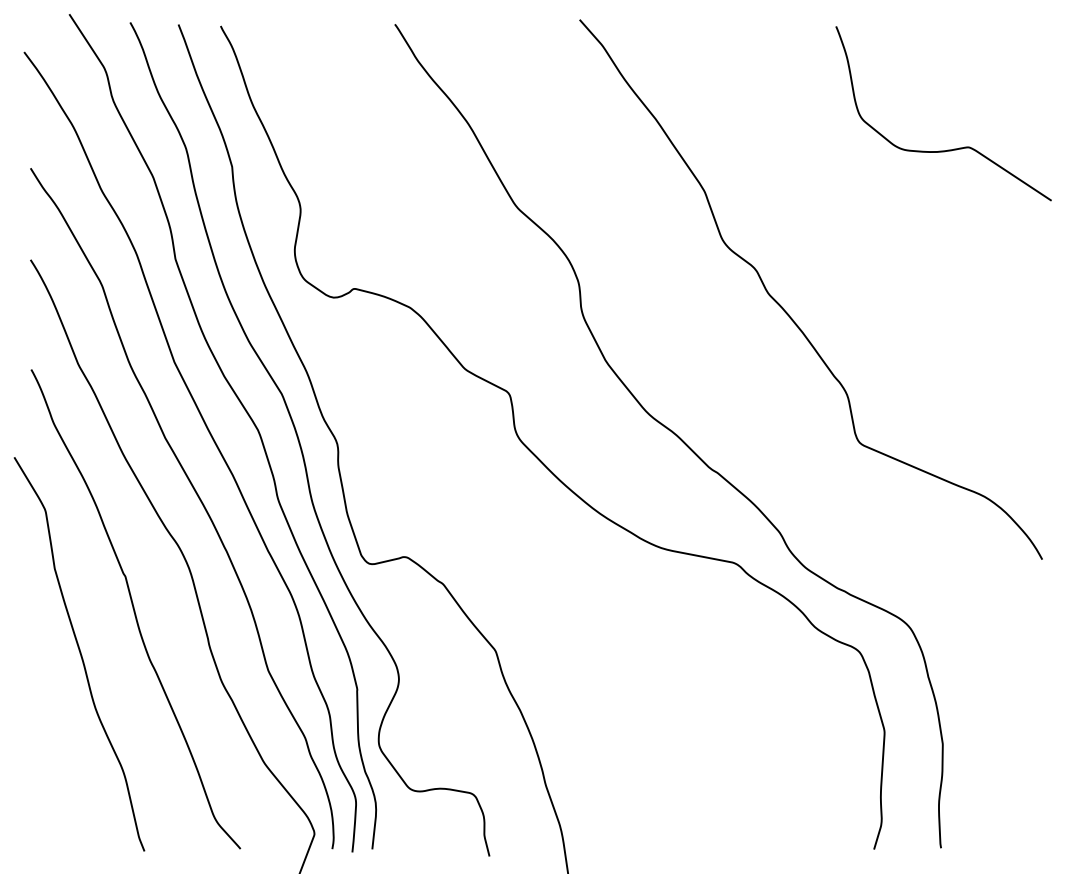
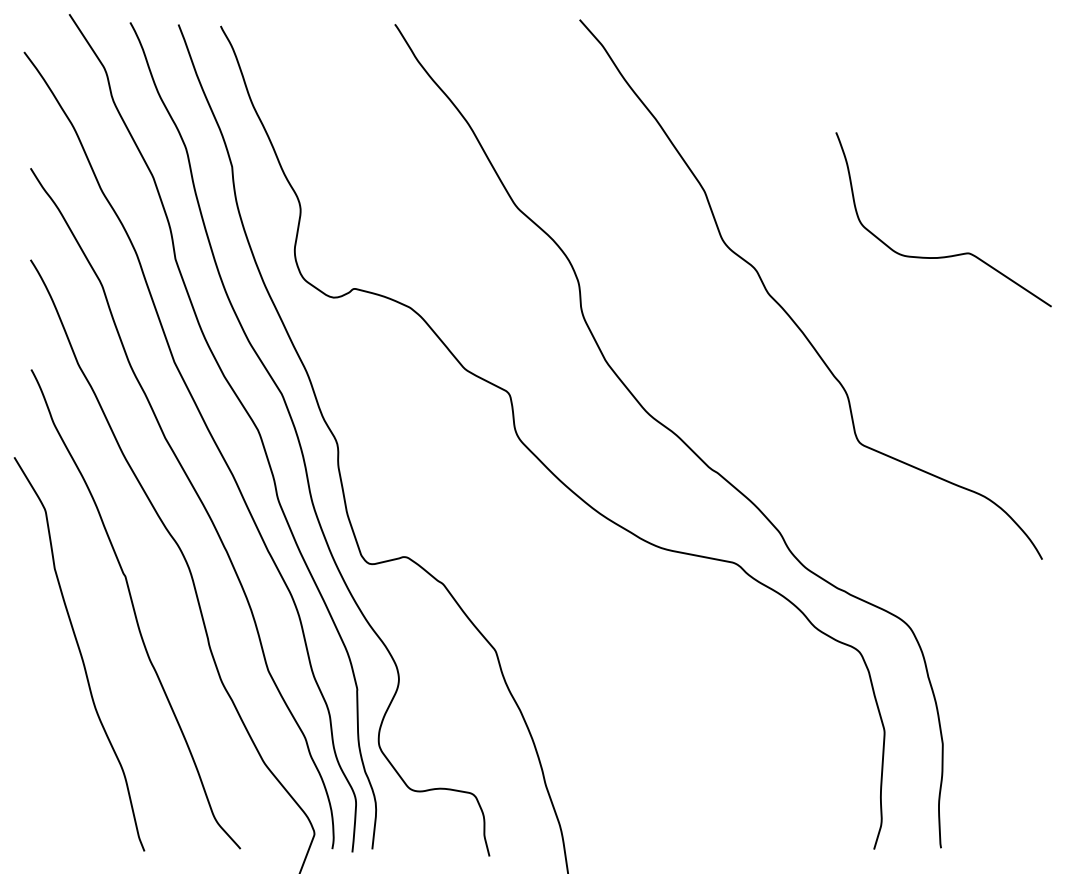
curve position: (947, 149) -> (947, 255) (947, 255)
